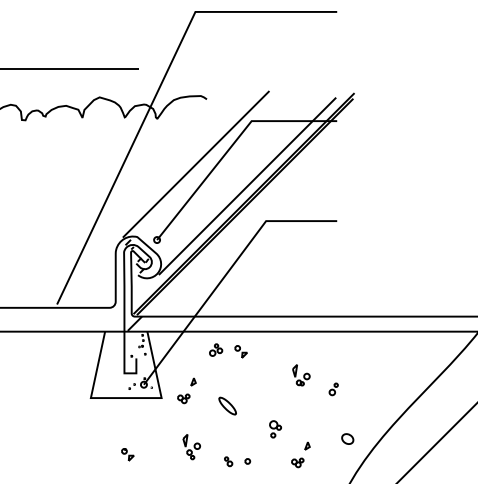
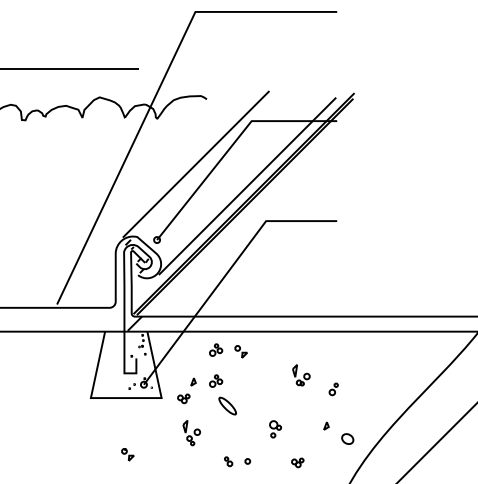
part: none -> present (216, 380)
part position: (307, 445) -> (326, 425) (326, 425)
part position: (191, 447) -> (191, 433) (191, 433)
